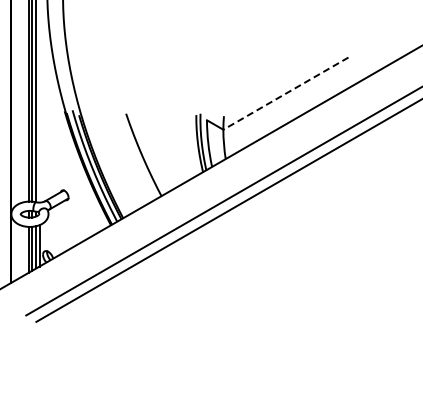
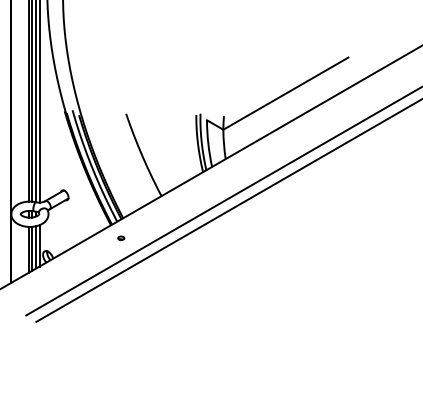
line: dashed -> solid (285, 93)
line: none -> present (39, 102)
part: none -> present (121, 238)
